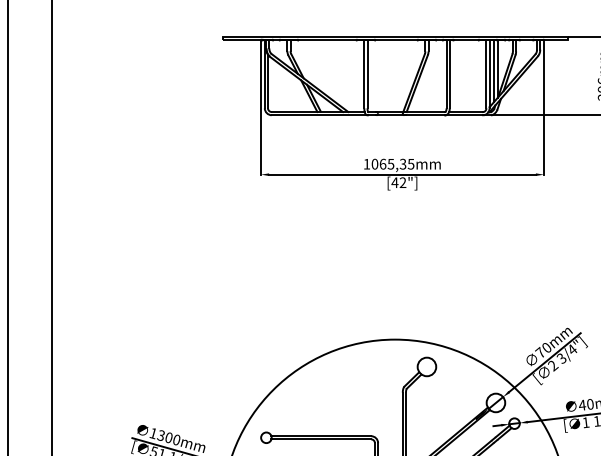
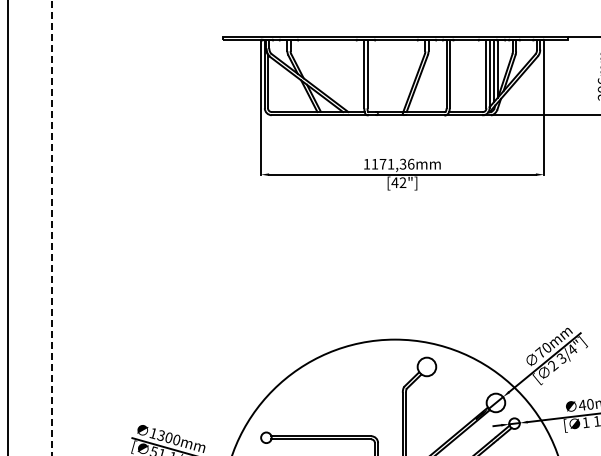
text: 1065,35mm -> 1171,36mm (392, 163)
line: solid -> dashed (51, 227)
